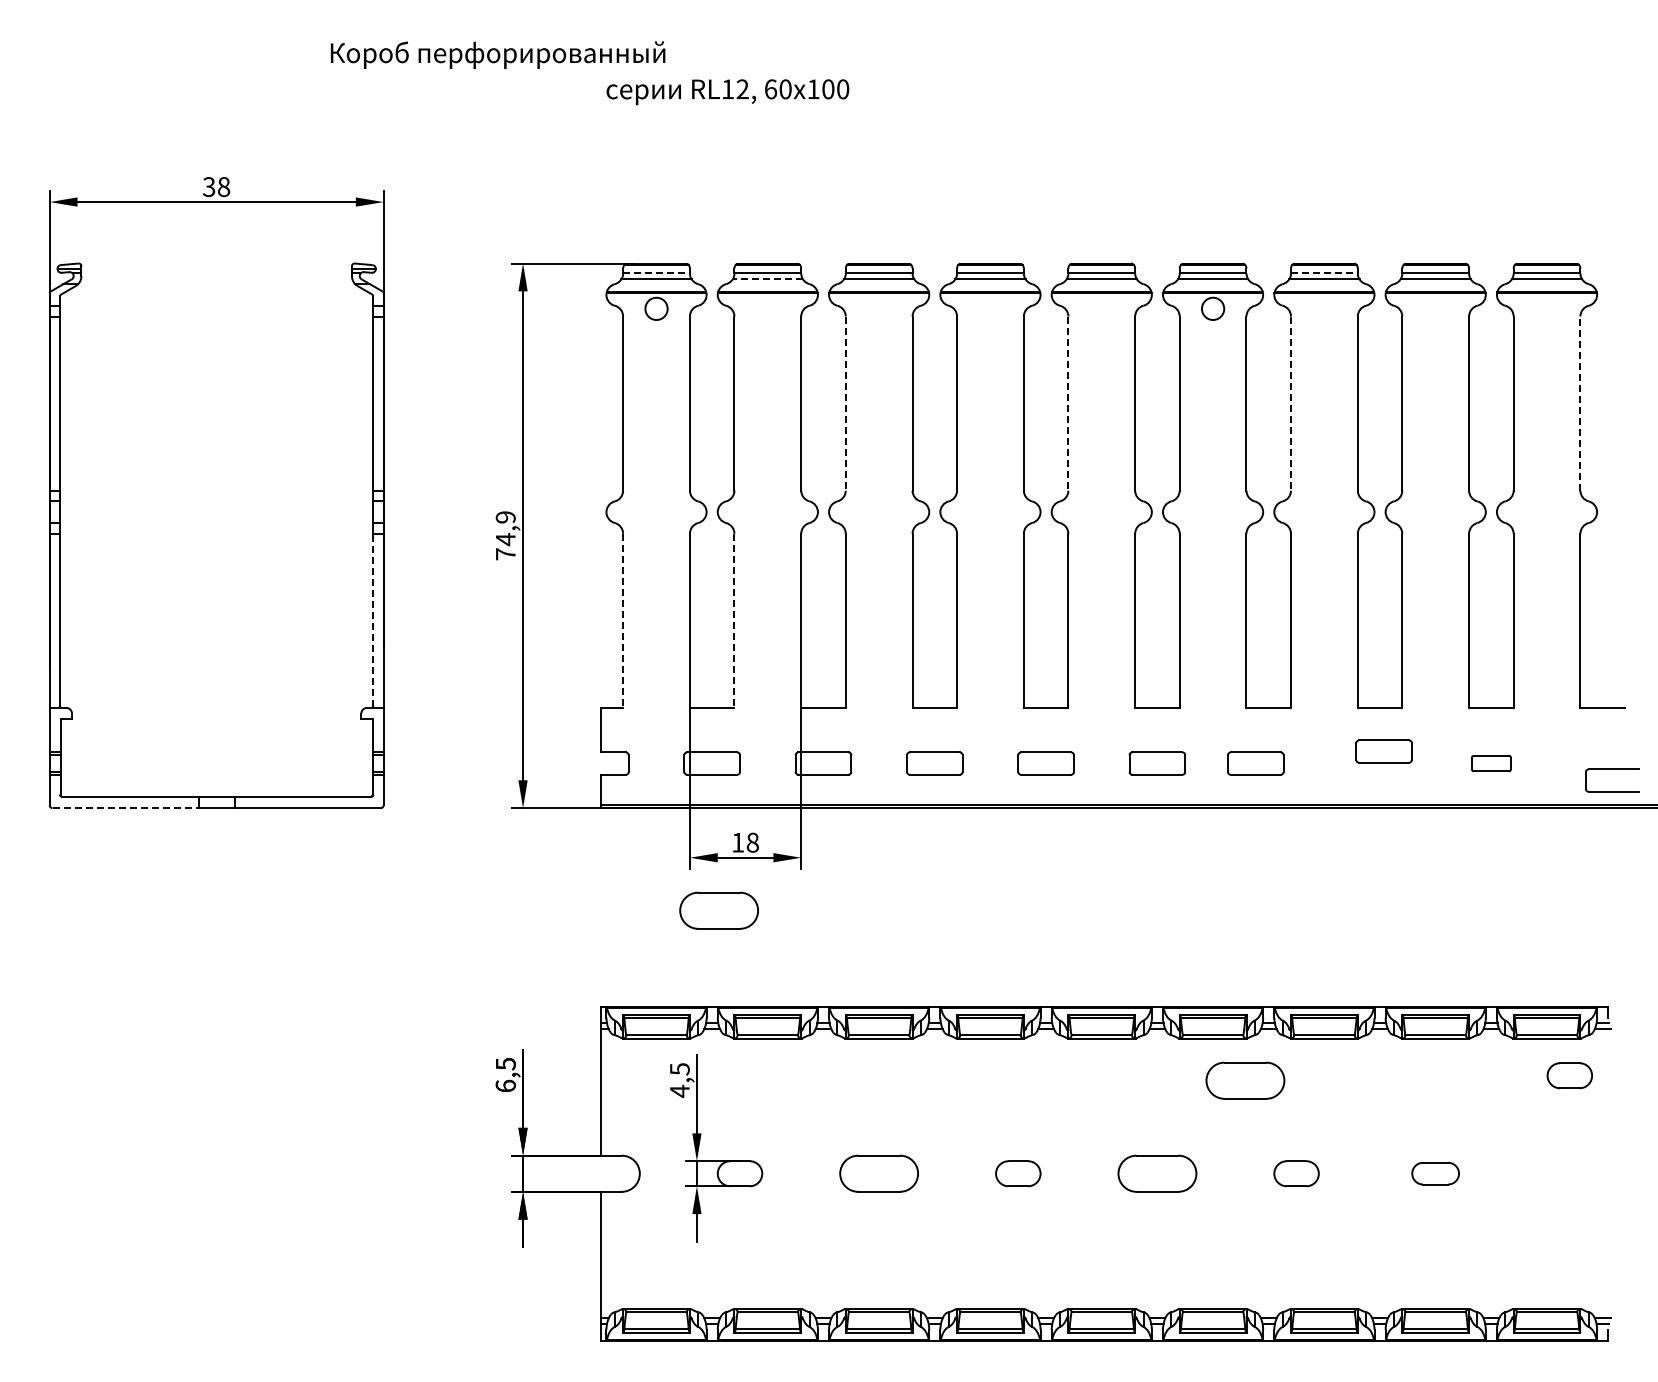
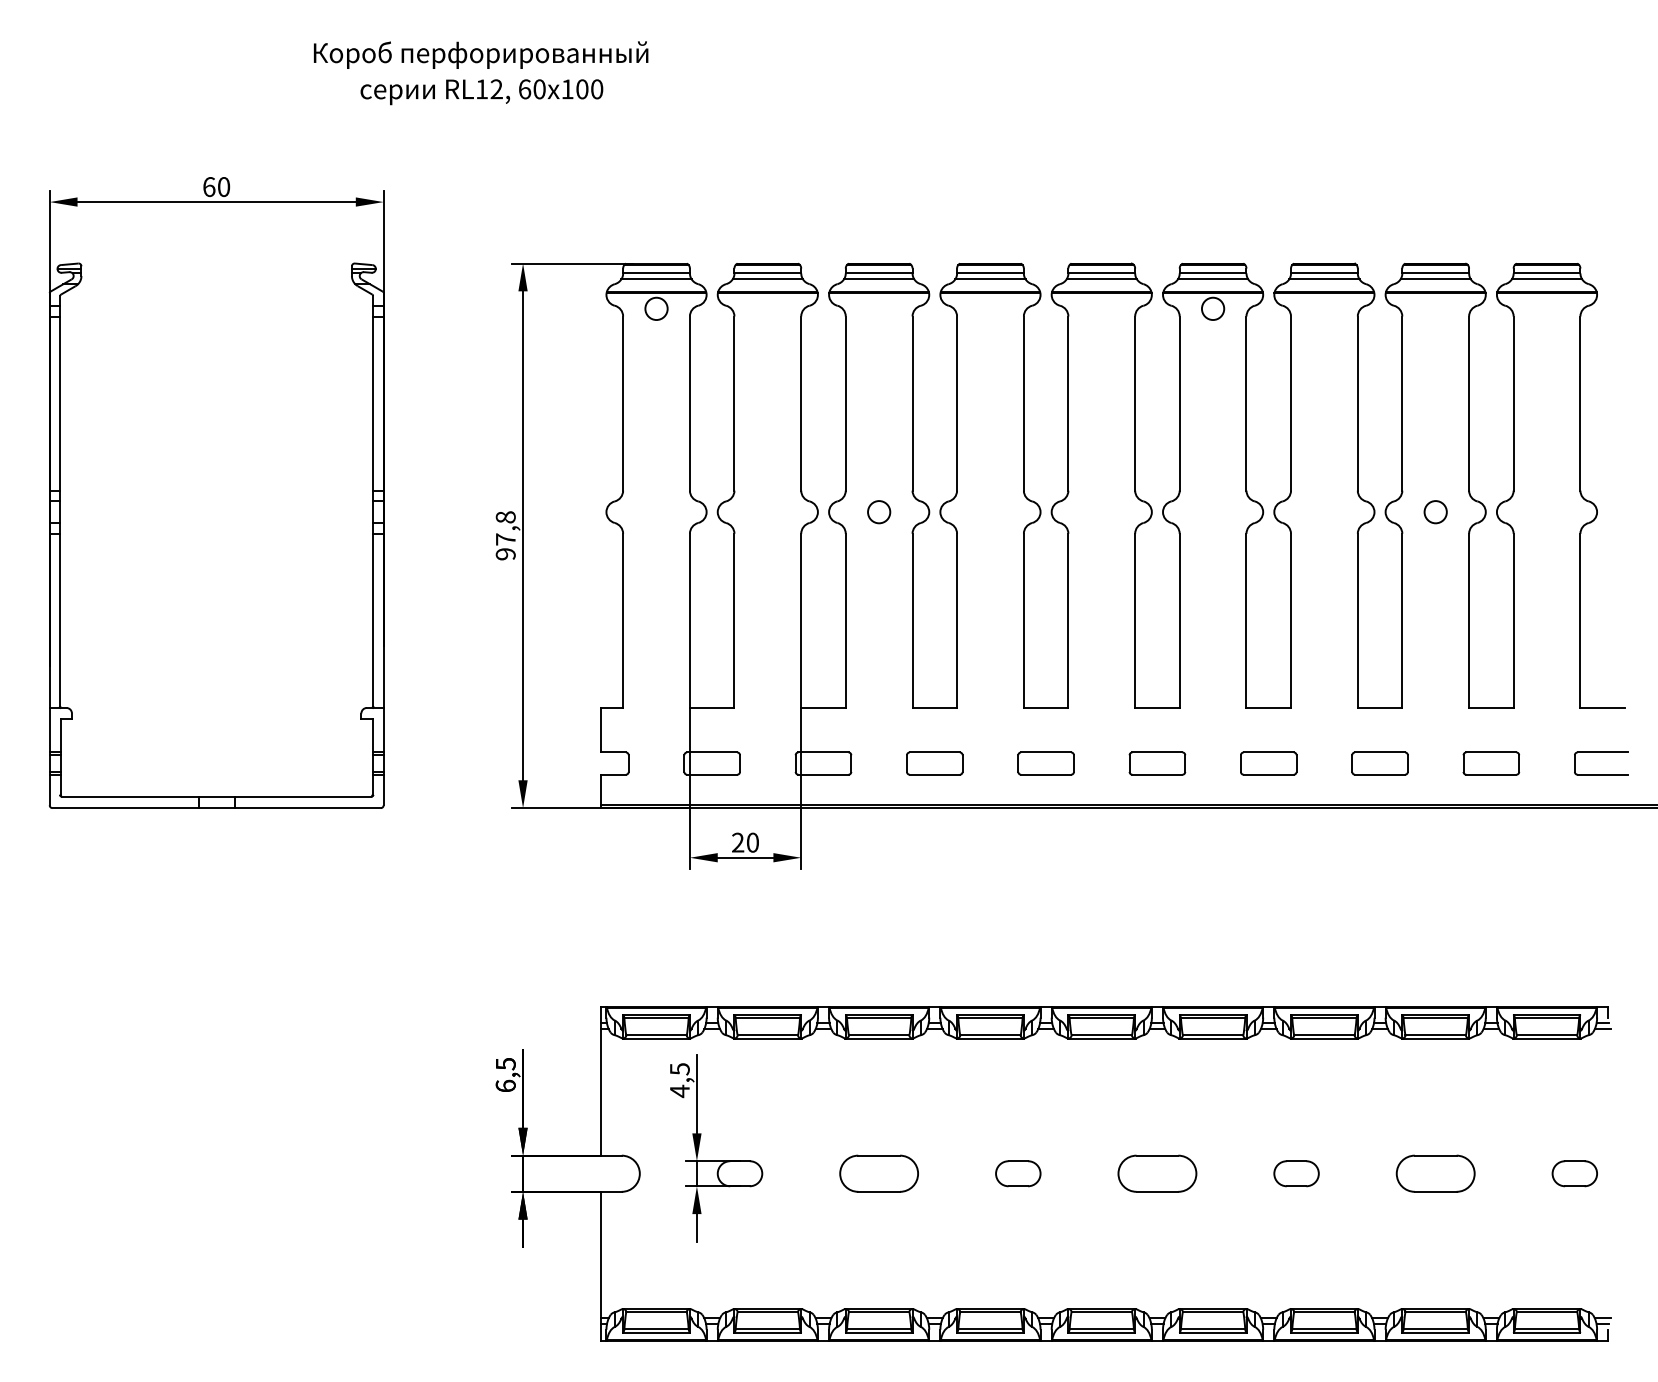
text position: (498, 54) -> (481, 54) (481, 54)
text position: (727, 92) -> (481, 92) (481, 92)
text: 38 -> 60 (216, 186)
line: dashed -> solid (657, 272)
line: dashed -> solid (1324, 272)
line: dashed -> solid (767, 279)
line: dashed -> solid (1580, 403)
line: dashed -> solid (845, 404)
line: dashed -> solid (1068, 404)
line: dashed -> solid (1291, 404)
circle: none -> present (879, 512)
circle: none -> present (1435, 512)
text: 74,9 -> 97,8 (505, 535)
line: dashed -> solid (373, 620)
line: dashed -> solid (623, 621)
line: dashed -> solid (734, 621)
part position: (1383, 751) -> (1379, 763) (1379, 763)
part position: (1255, 763) -> (1268, 763) (1268, 763)
part size: 41x18 px -> 59x25 px (1491, 763)
part position: (1612, 769) -> (1601, 752) (1601, 752)
line: dashed -> solid (126, 808)
text: 18 -> 20 (745, 842)
part: present -> none (718, 910)
part position: (1569, 1075) -> (1574, 1173) (1574, 1173)
part: present -> none (1245, 1080)
part size: 49x25 px -> 81x39 px (1435, 1173)
